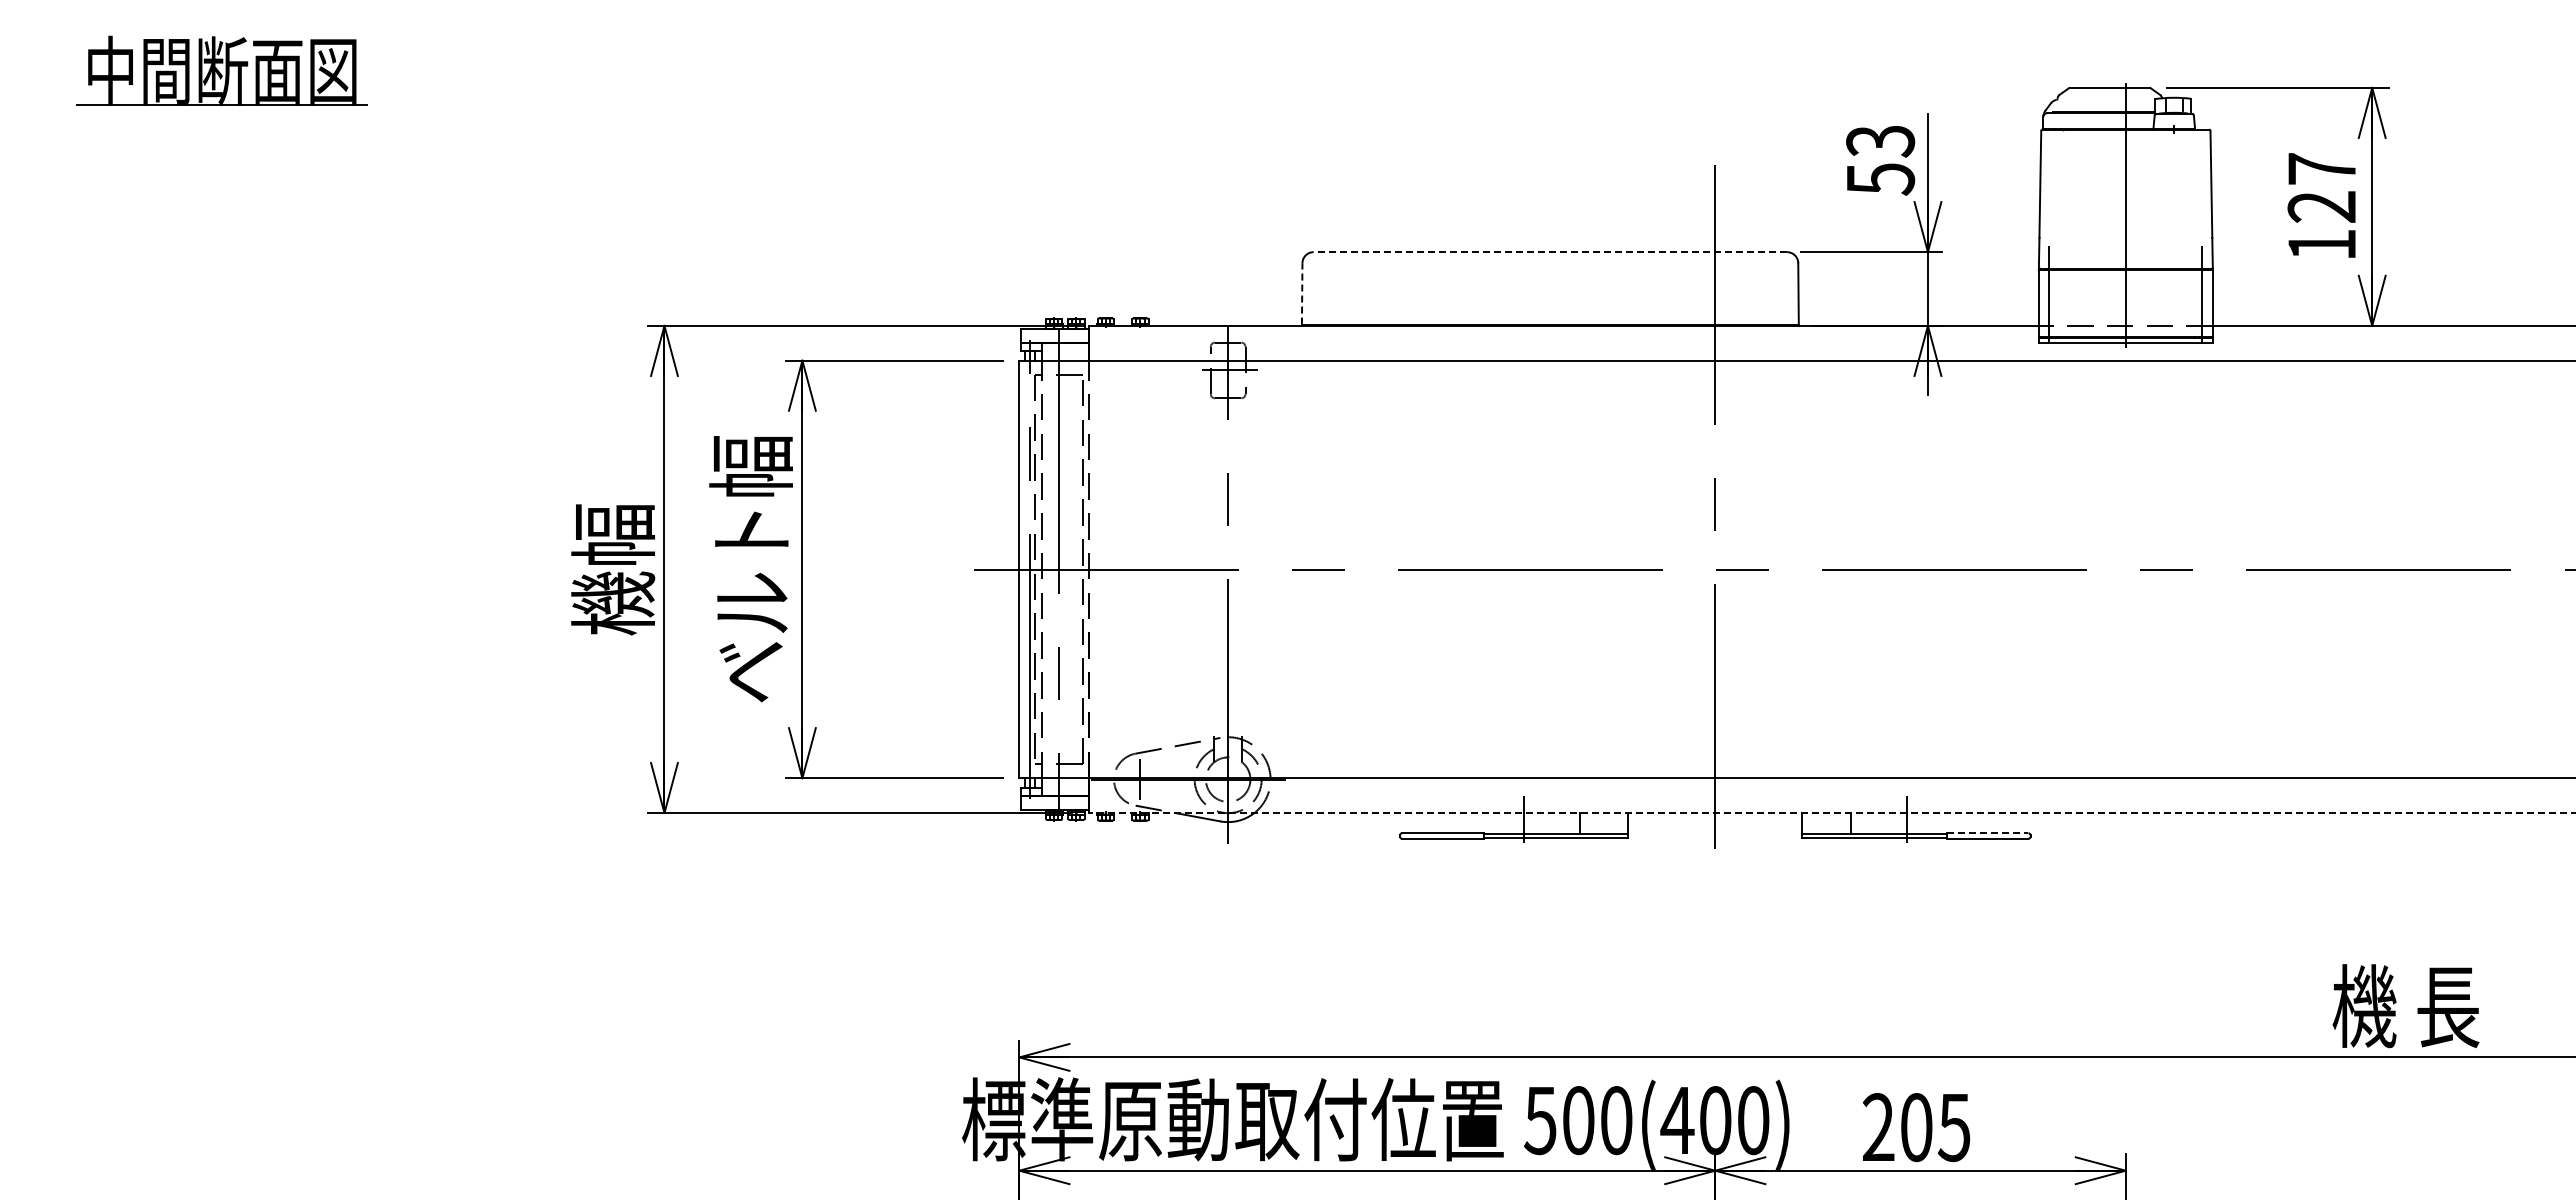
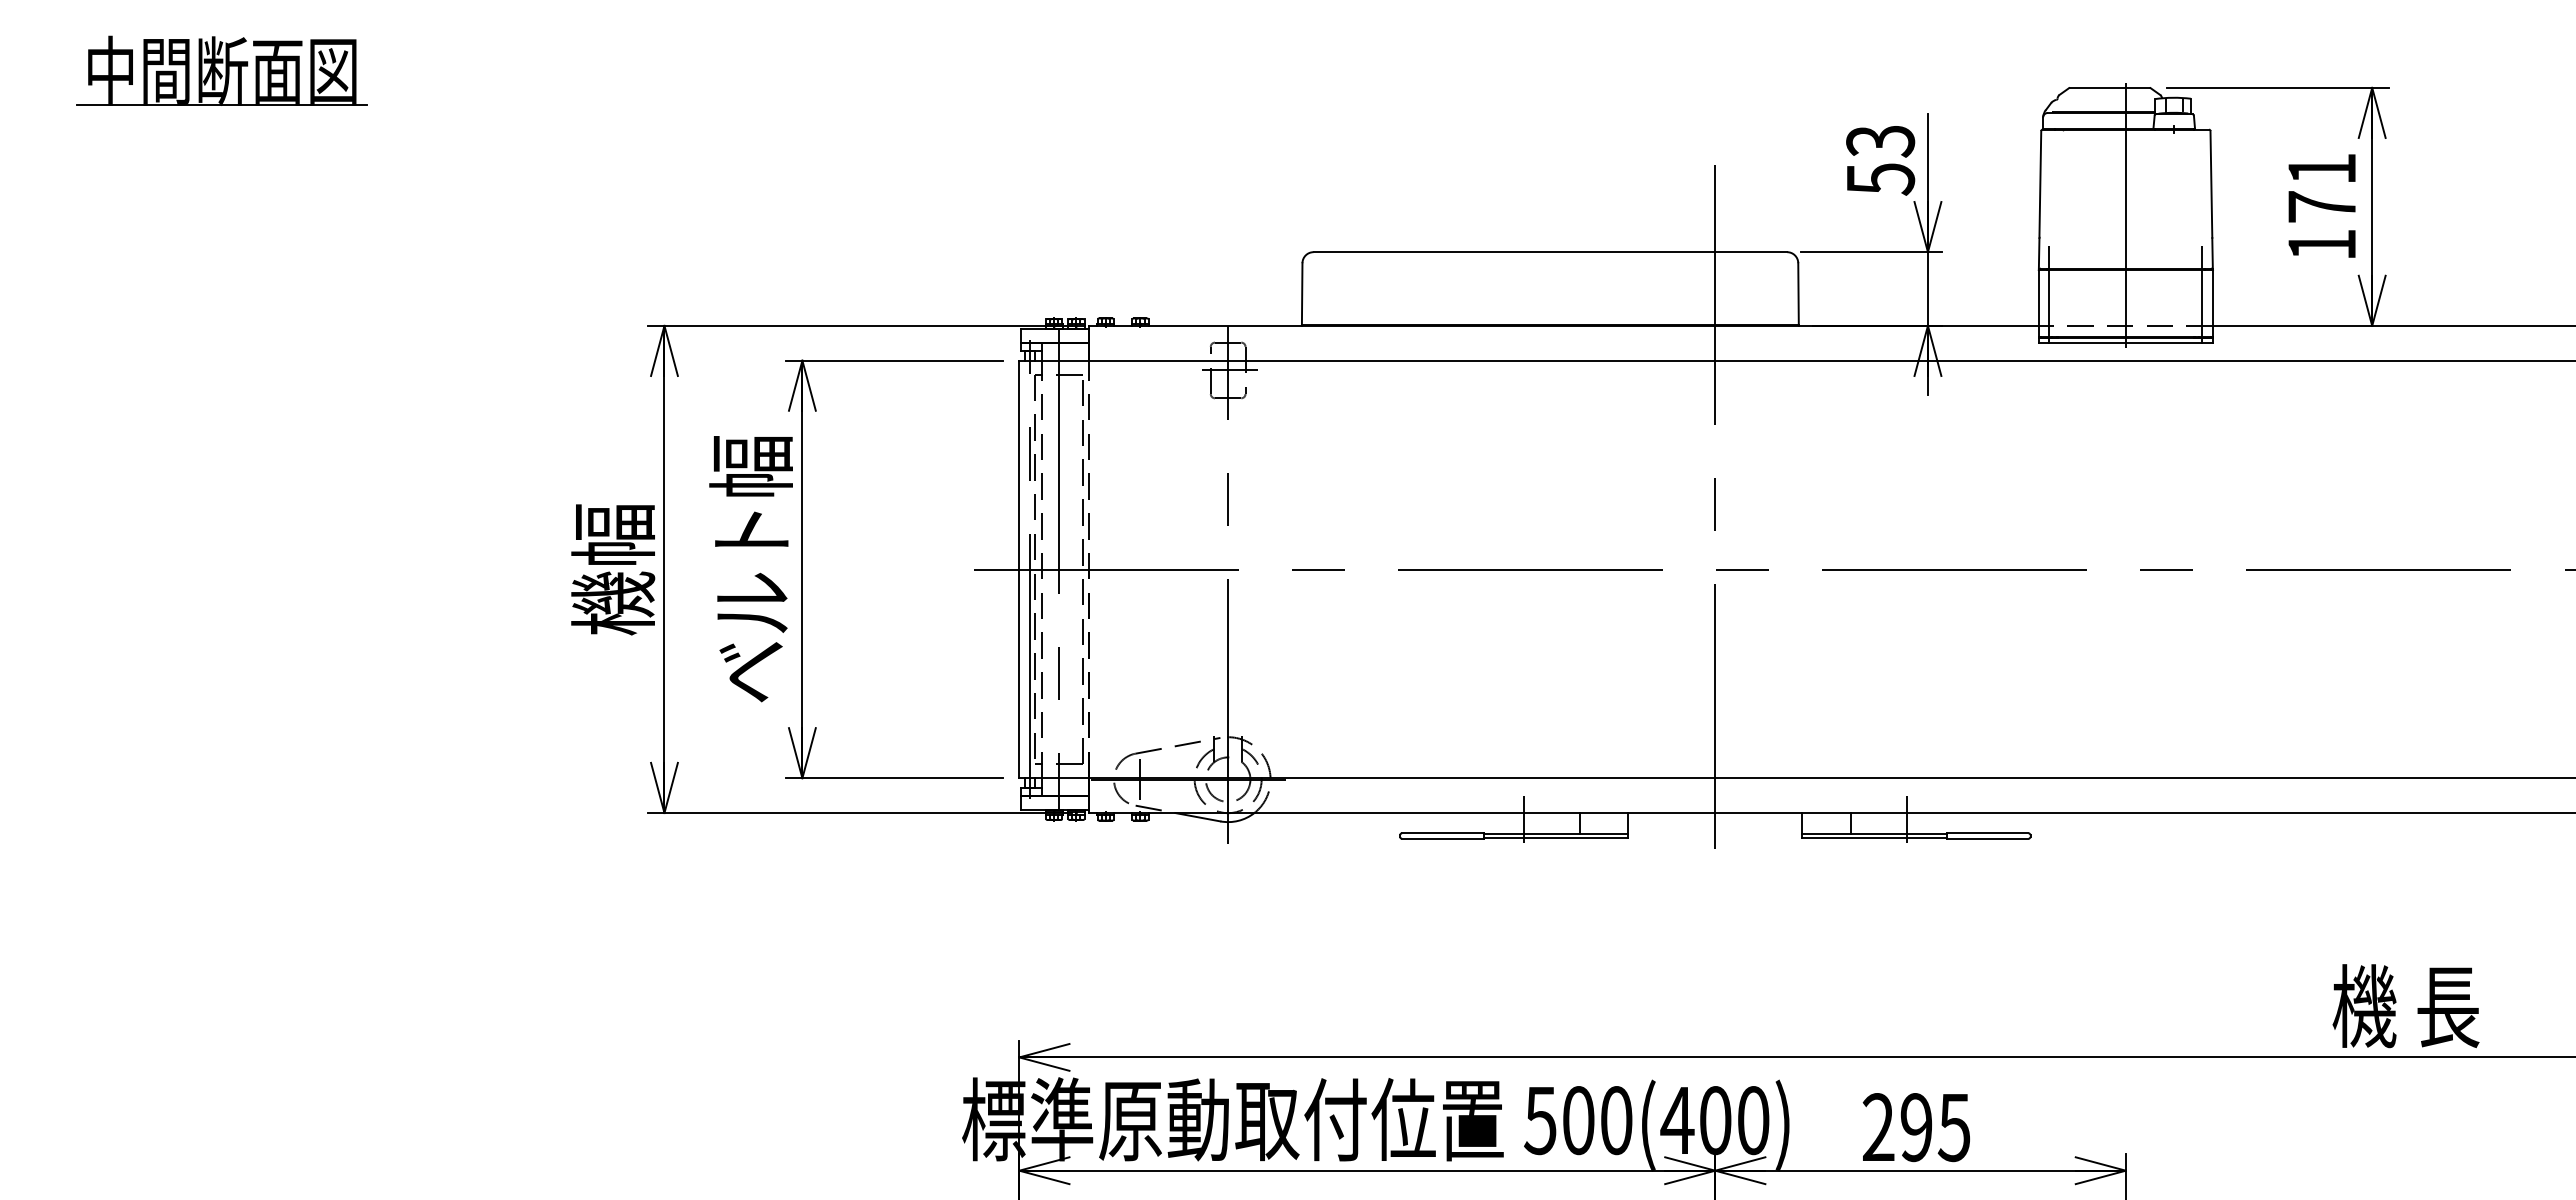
text: 127 -> 171 (2321, 187)
line: dashed -> solid (1550, 252)
line: dashed -> solid (1302, 293)
line: dashed -> solid (1831, 813)
line: dashed -> solid (1987, 833)
text: 205 -> 295 (1916, 1127)
